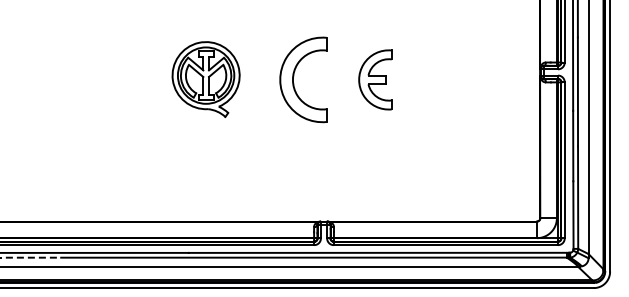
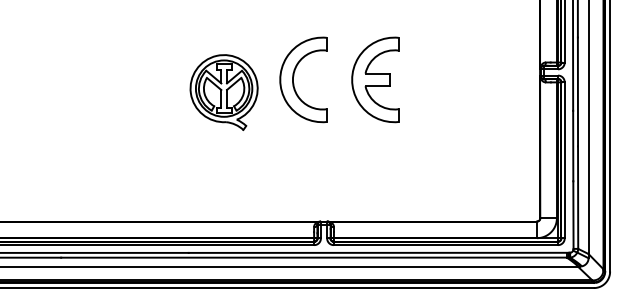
part position: (205, 79) -> (223, 92) (223, 92)
part size: 35x62 px -> 49x88 px (375, 79)
line: dashed -> solid (31, 257)
